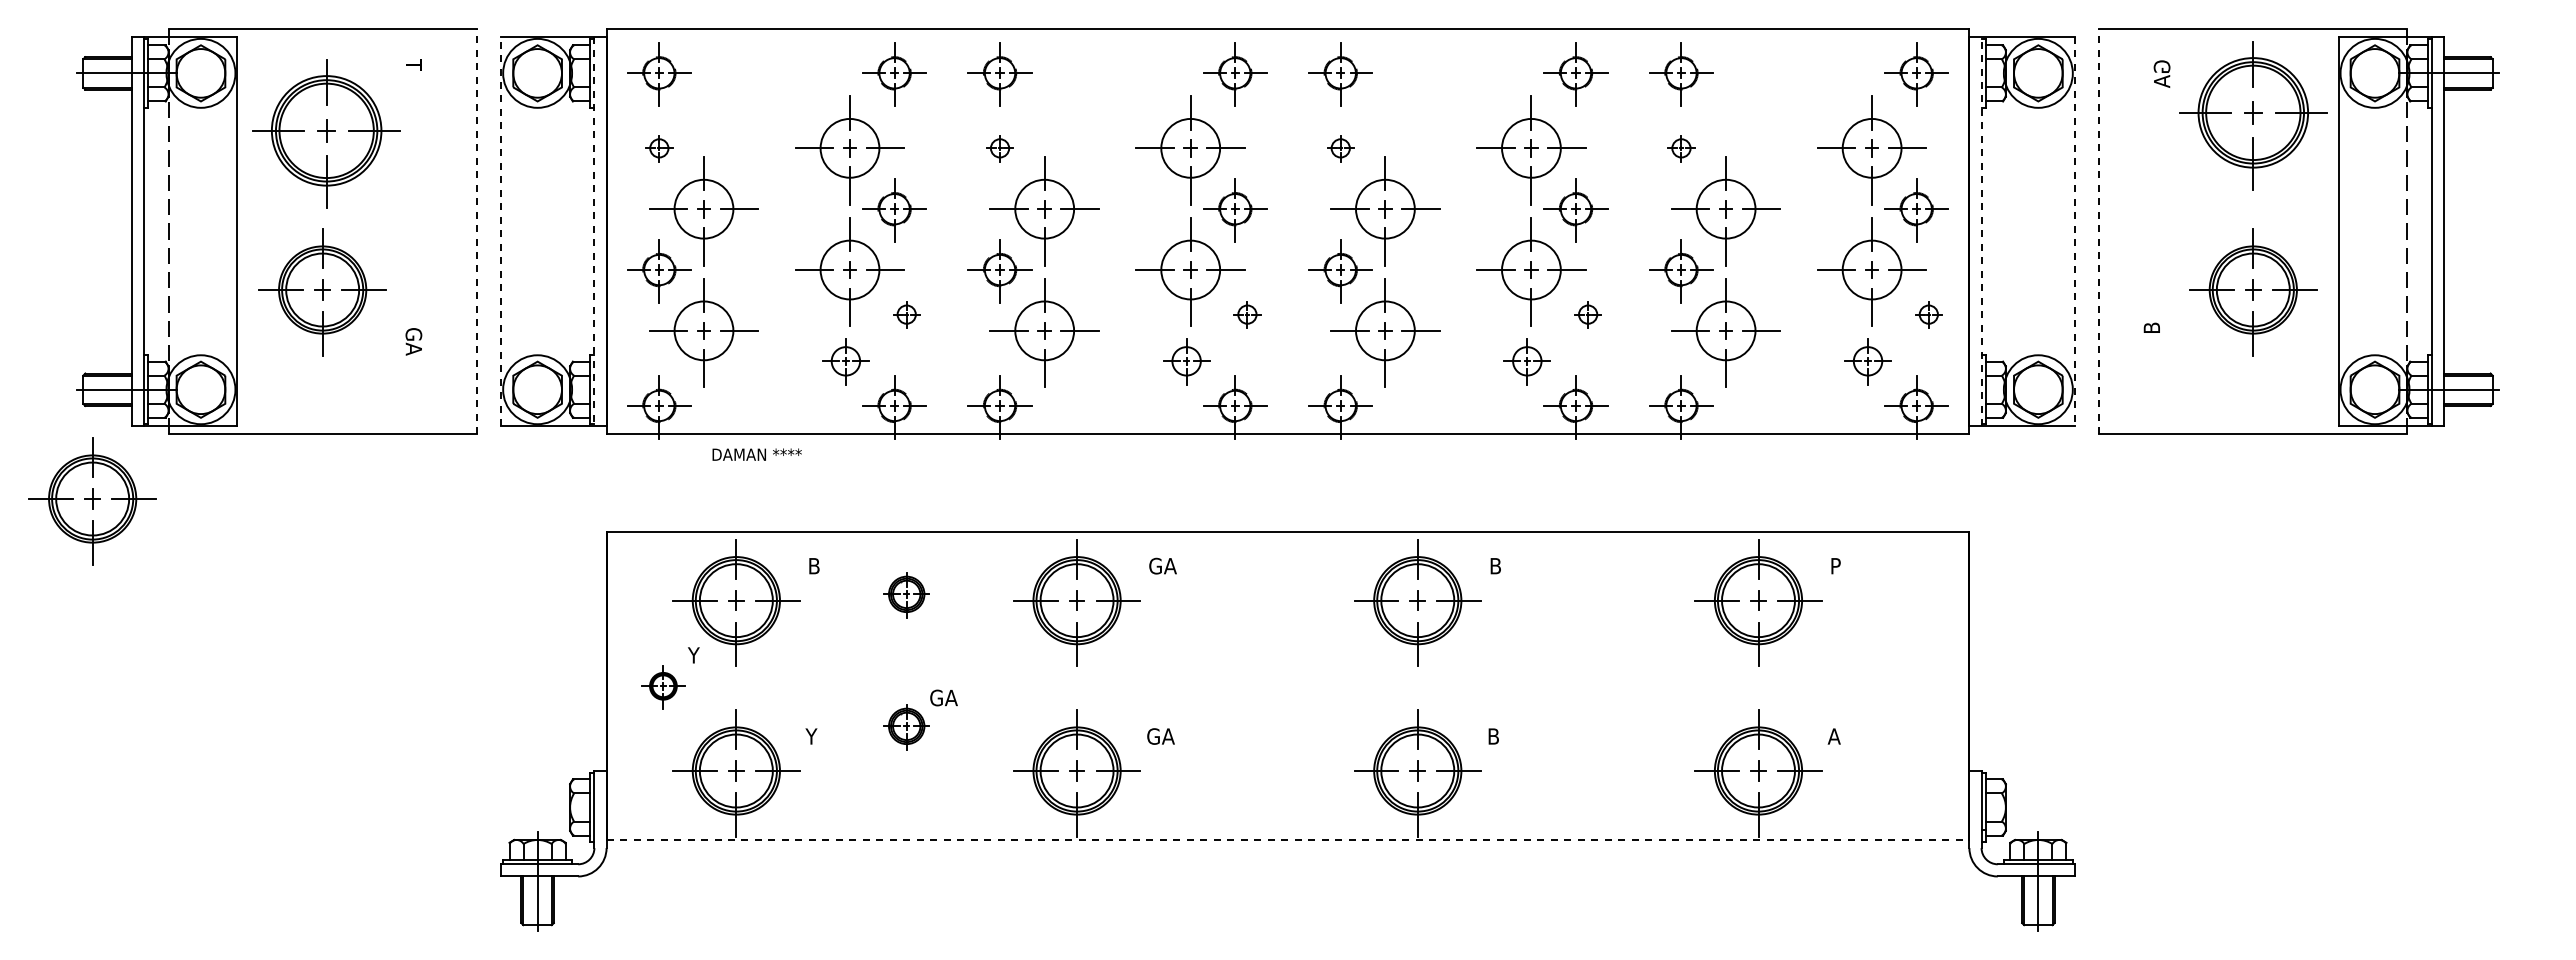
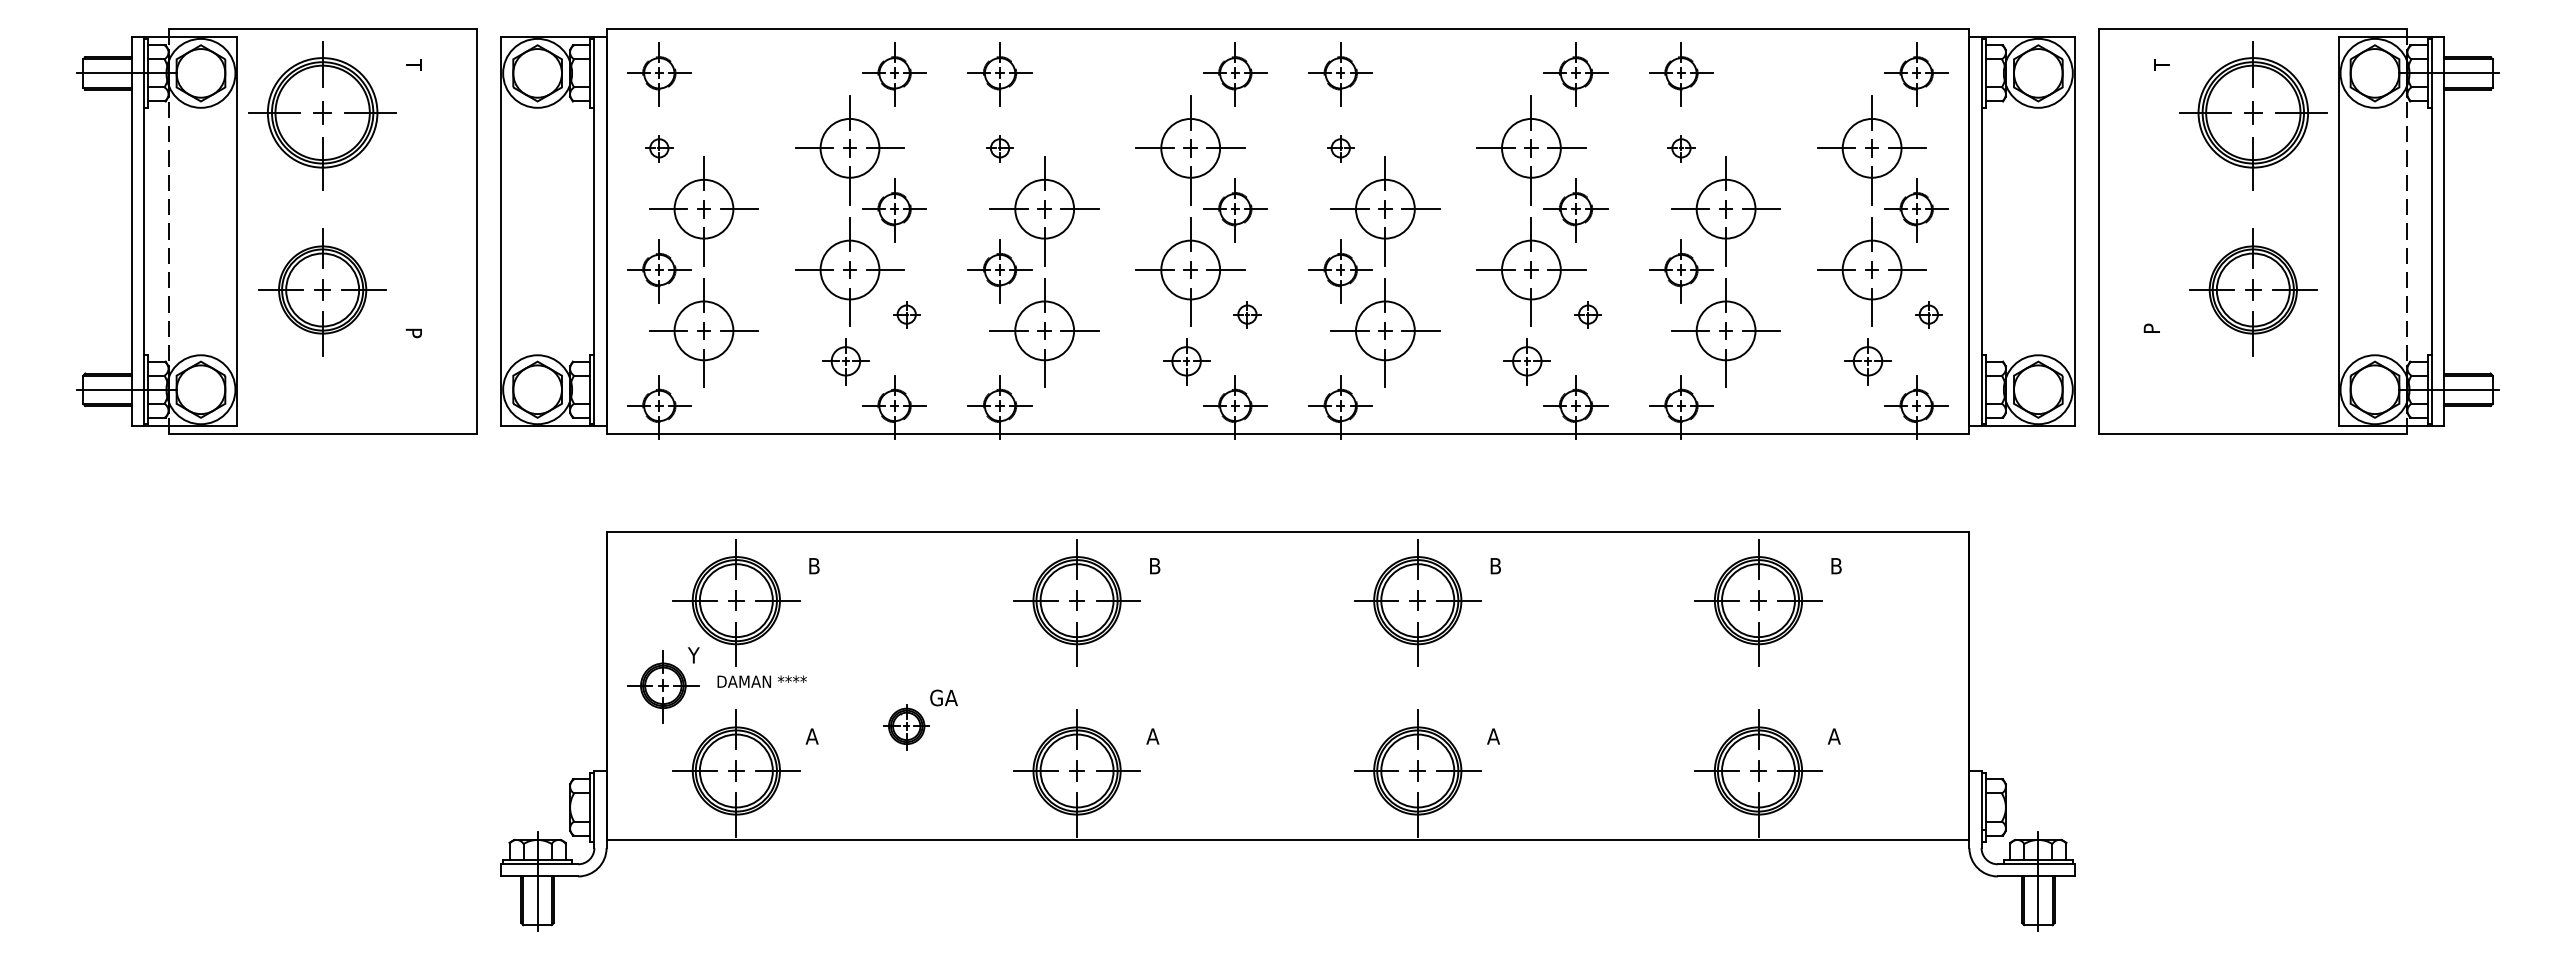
text: GA -> T (2161, 73)
part position: (326, 133) -> (322, 115) (322, 115)
line: dashed -> solid (476, 231)
line: dashed -> solid (501, 231)
line: dashed -> solid (594, 231)
line: dashed -> solid (1981, 231)
line: dashed -> solid (2074, 231)
line: dashed -> solid (2099, 231)
text: B -> P (2151, 326)
text: GA -> P (413, 341)
text position: (756, 454) -> (761, 681) (761, 681)
part: present -> none (92, 501)
text: GA -> B (1162, 565)
text: P -> B (1837, 566)
part: present -> none (906, 595)
part size: 45x45 px -> 73x74 px (663, 686)
text: Y -> A (811, 736)
text: GA -> A (1160, 736)
text: B -> A (1493, 736)
line: dashed -> solid (1288, 839)
